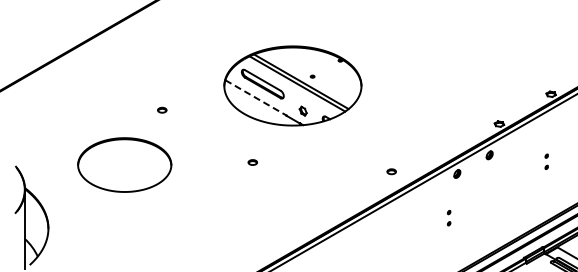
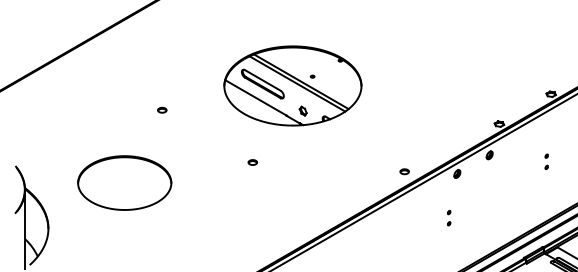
line: dashed -> solid (256, 98)
part position: (124, 164) -> (124, 182) (124, 182)
part position: (391, 171) -> (404, 171) (404, 171)
